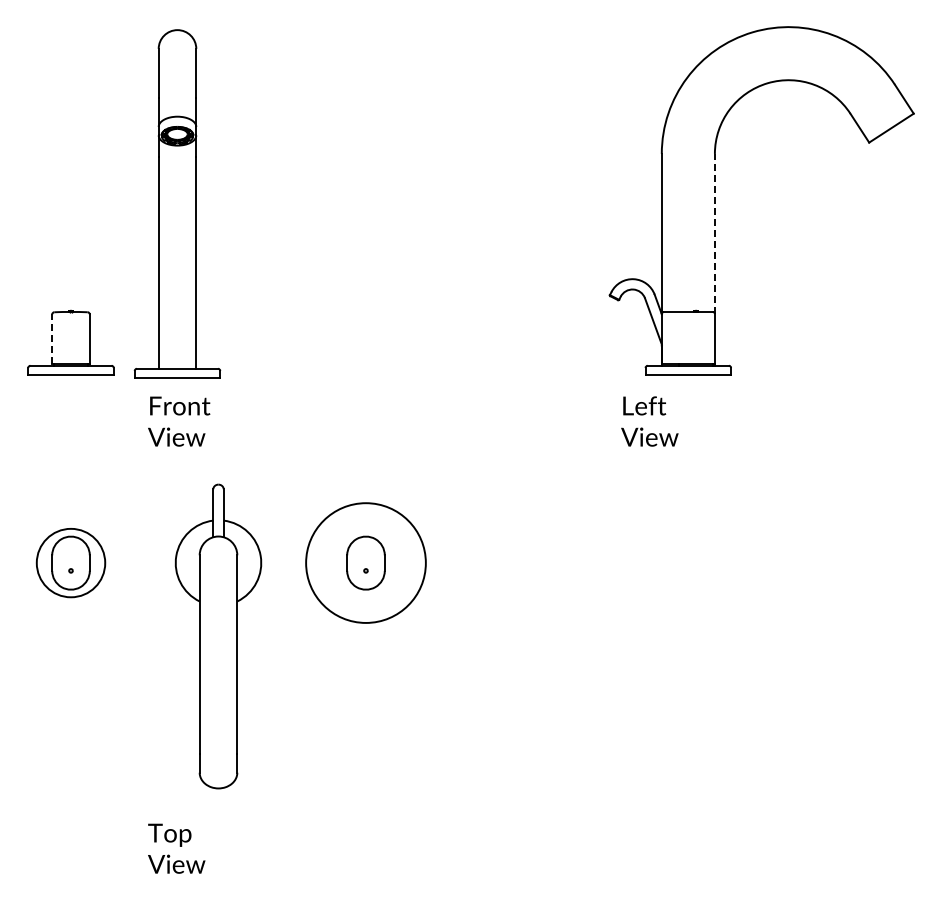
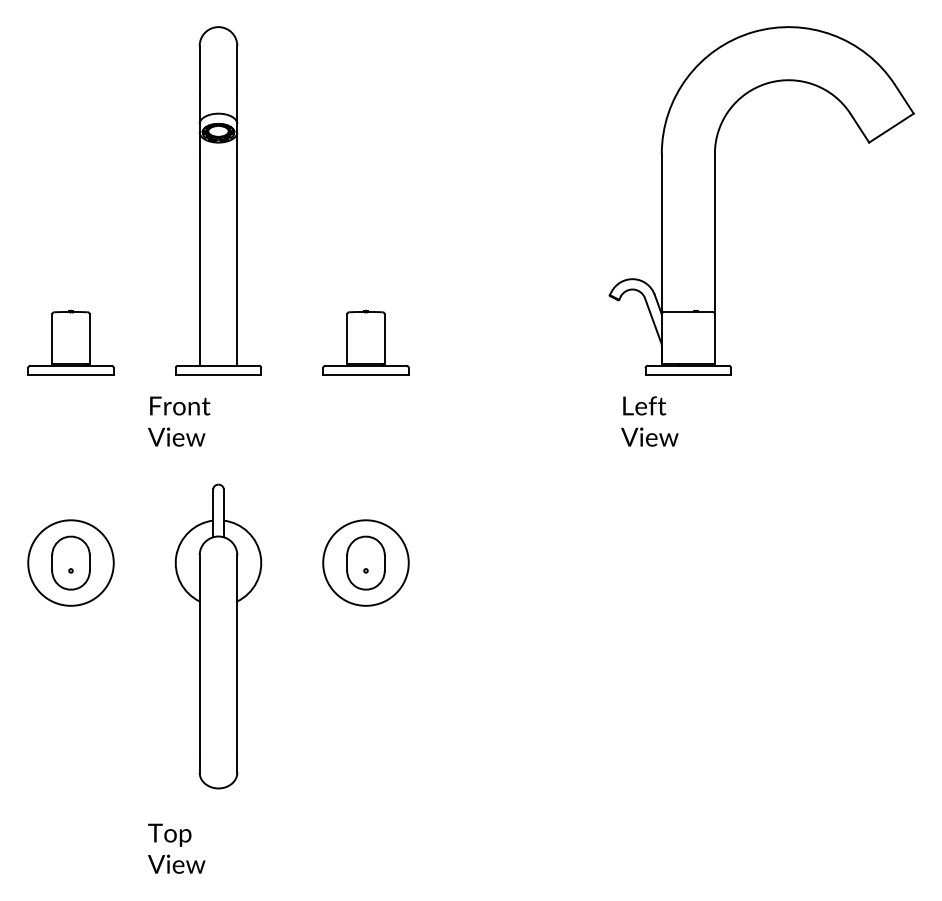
part position: (177, 203) -> (218, 200) (218, 200)
line: dashed -> solid (714, 233)
line: dashed -> solid (52, 339)
part: none -> present (365, 342)
circle diameter: 68 px -> 86 px (70, 562)
circle diameter: 120 px -> 86 px (365, 562)
